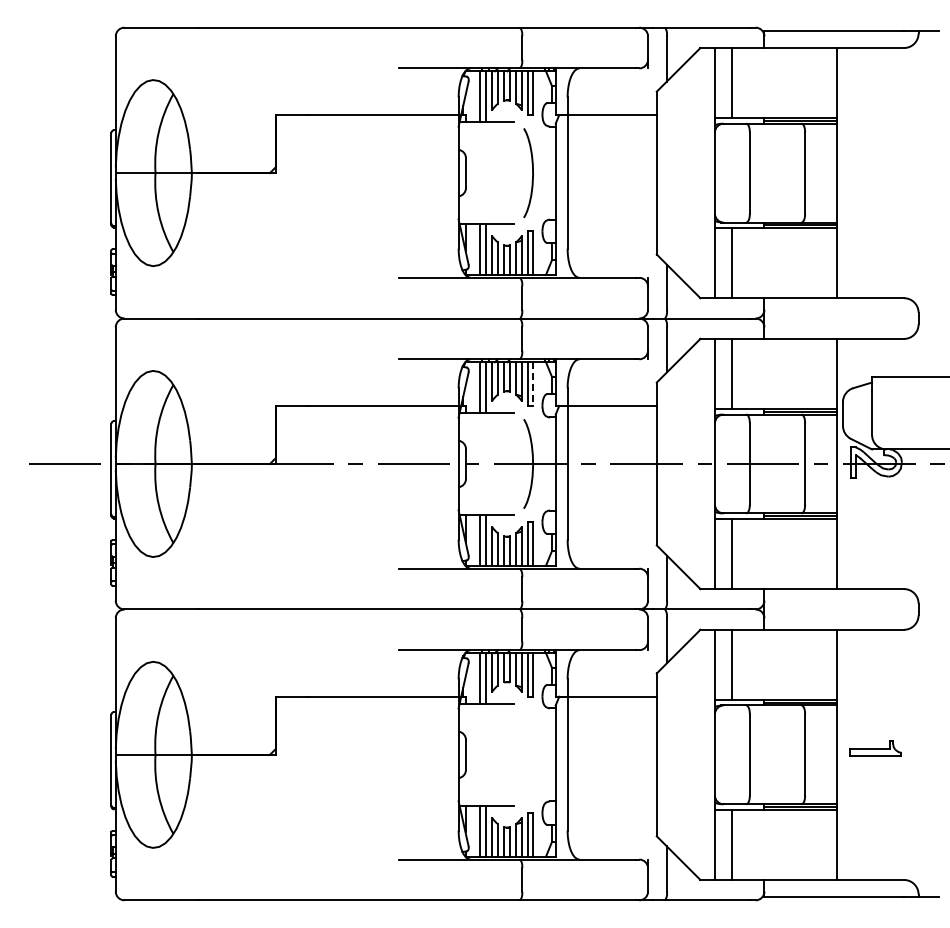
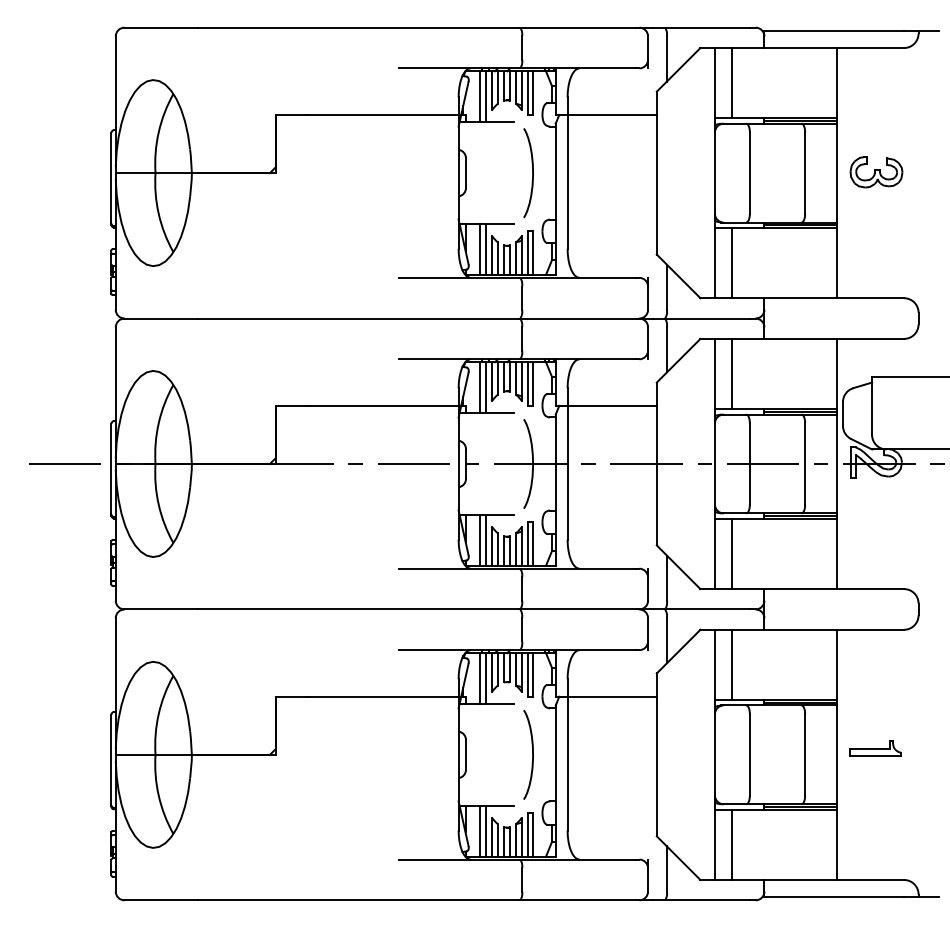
part: none -> present (876, 172)
line: dashed -> solid (533, 384)
curve: none -> present (532, 754)
